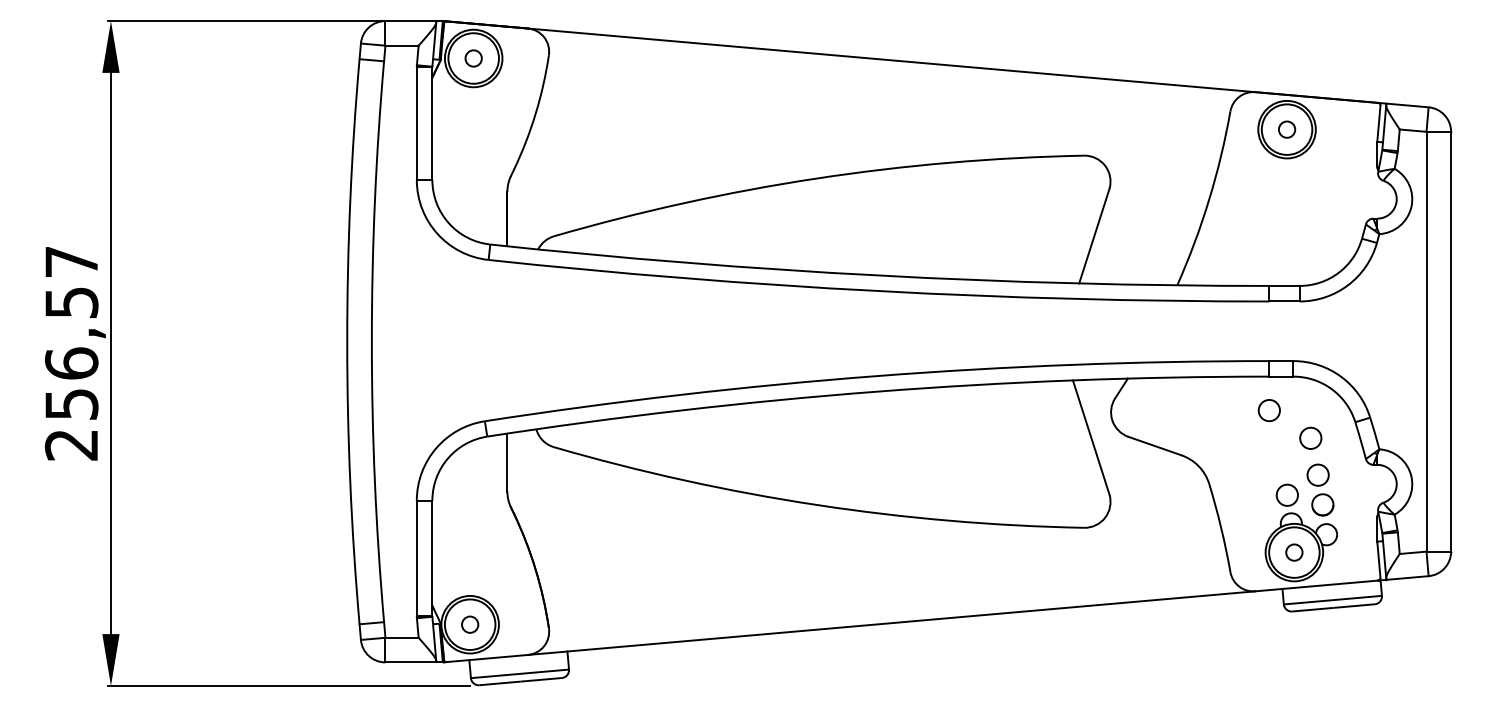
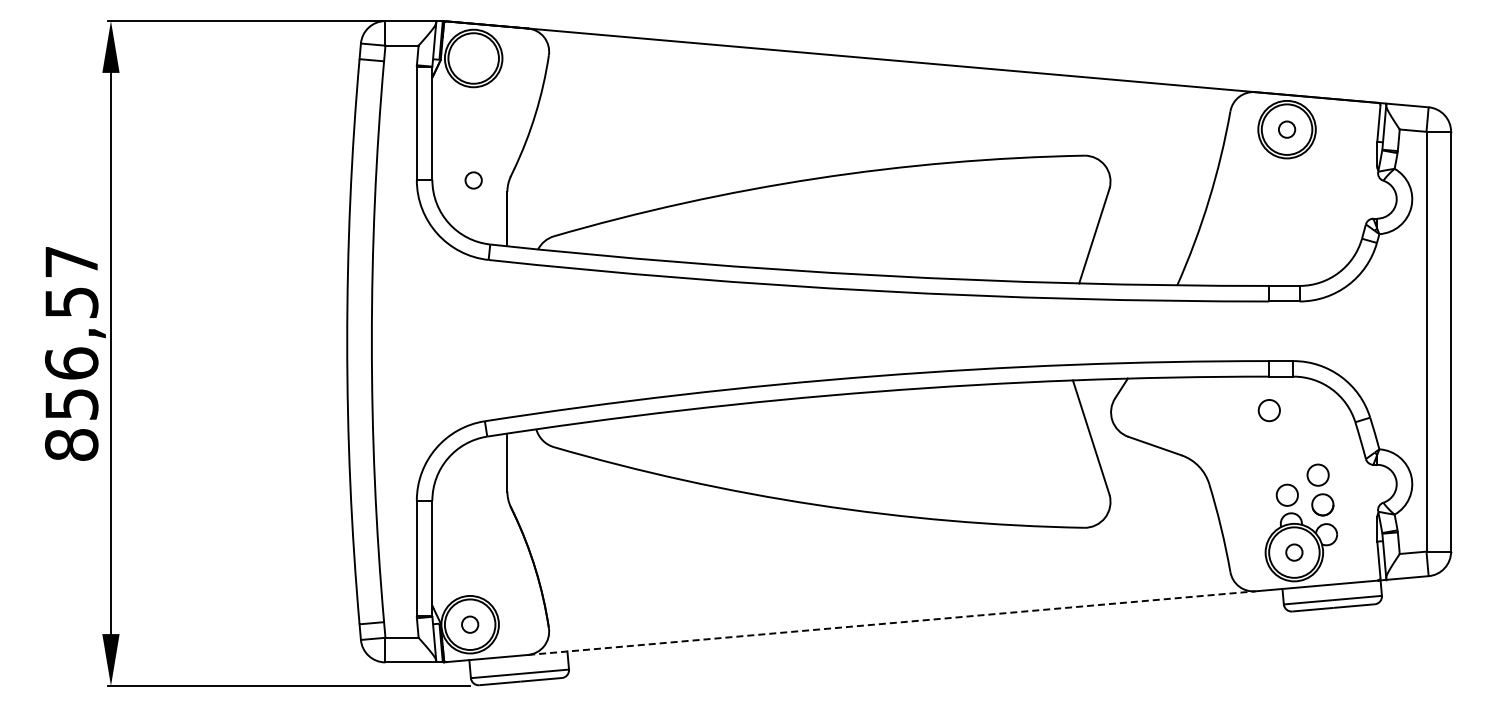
circle position: (473, 58) -> (473, 180) (473, 180)
circle: present -> none (1310, 437)
text: 256,57 -> 856,57 (71, 444)
line: solid -> dashed (891, 623)
